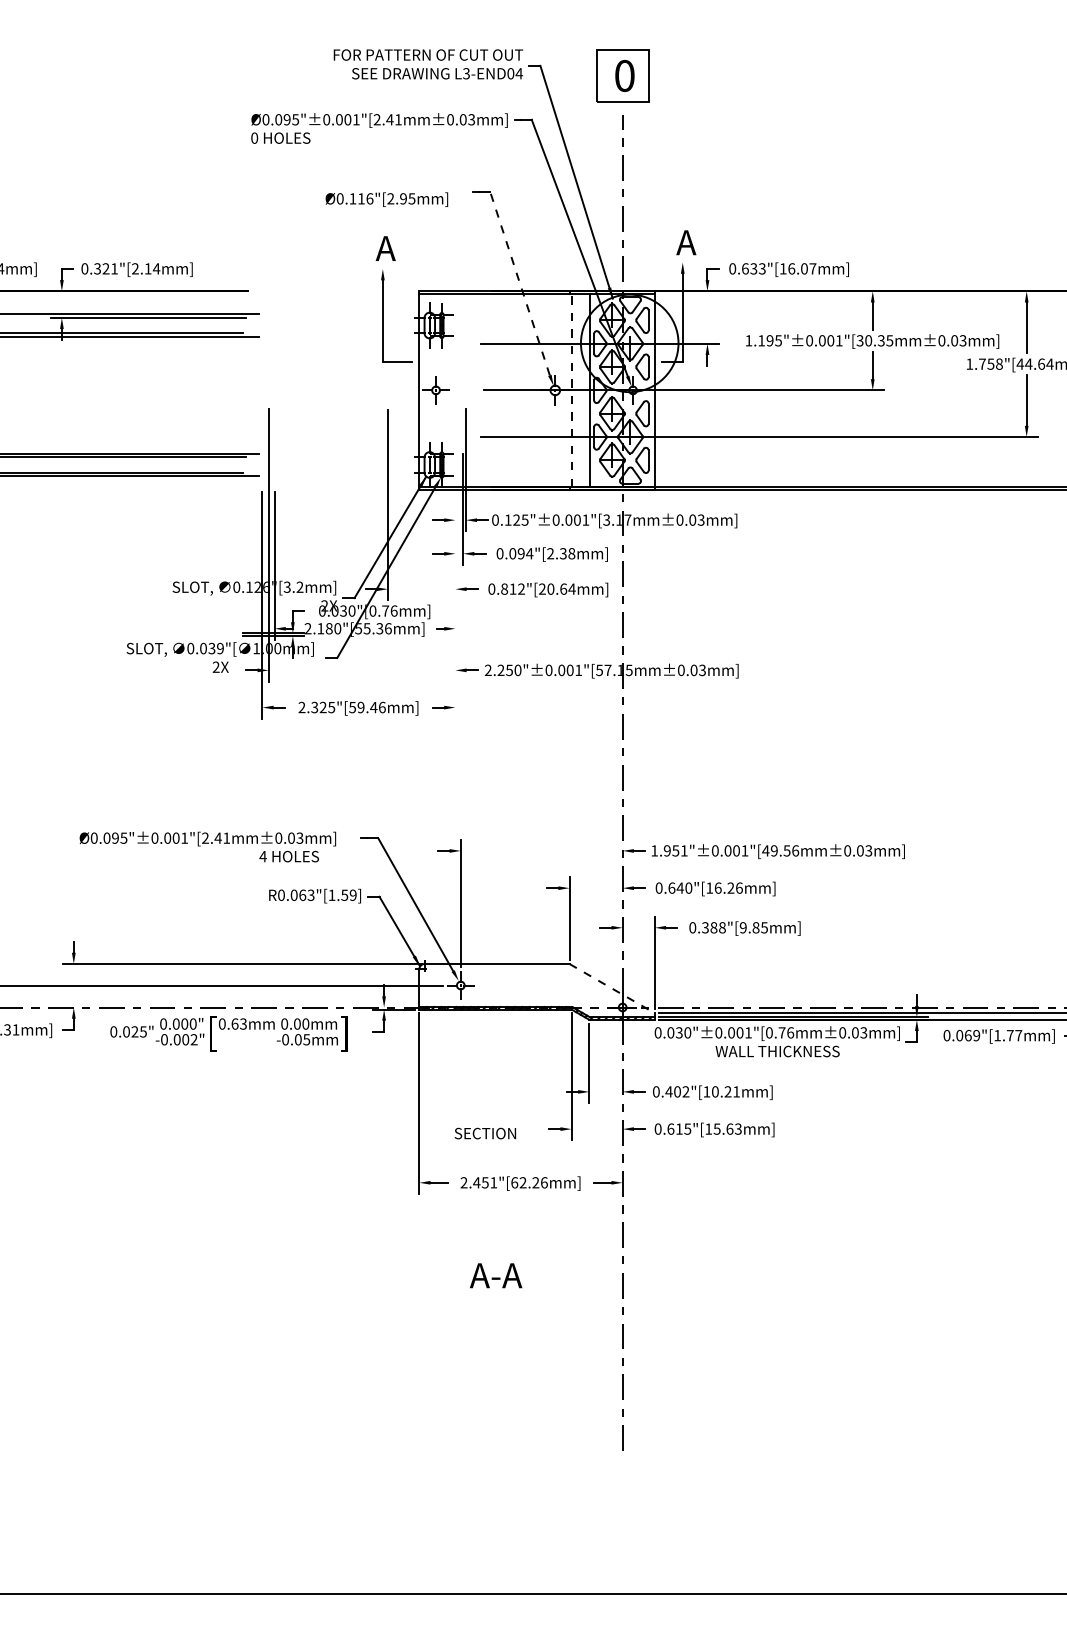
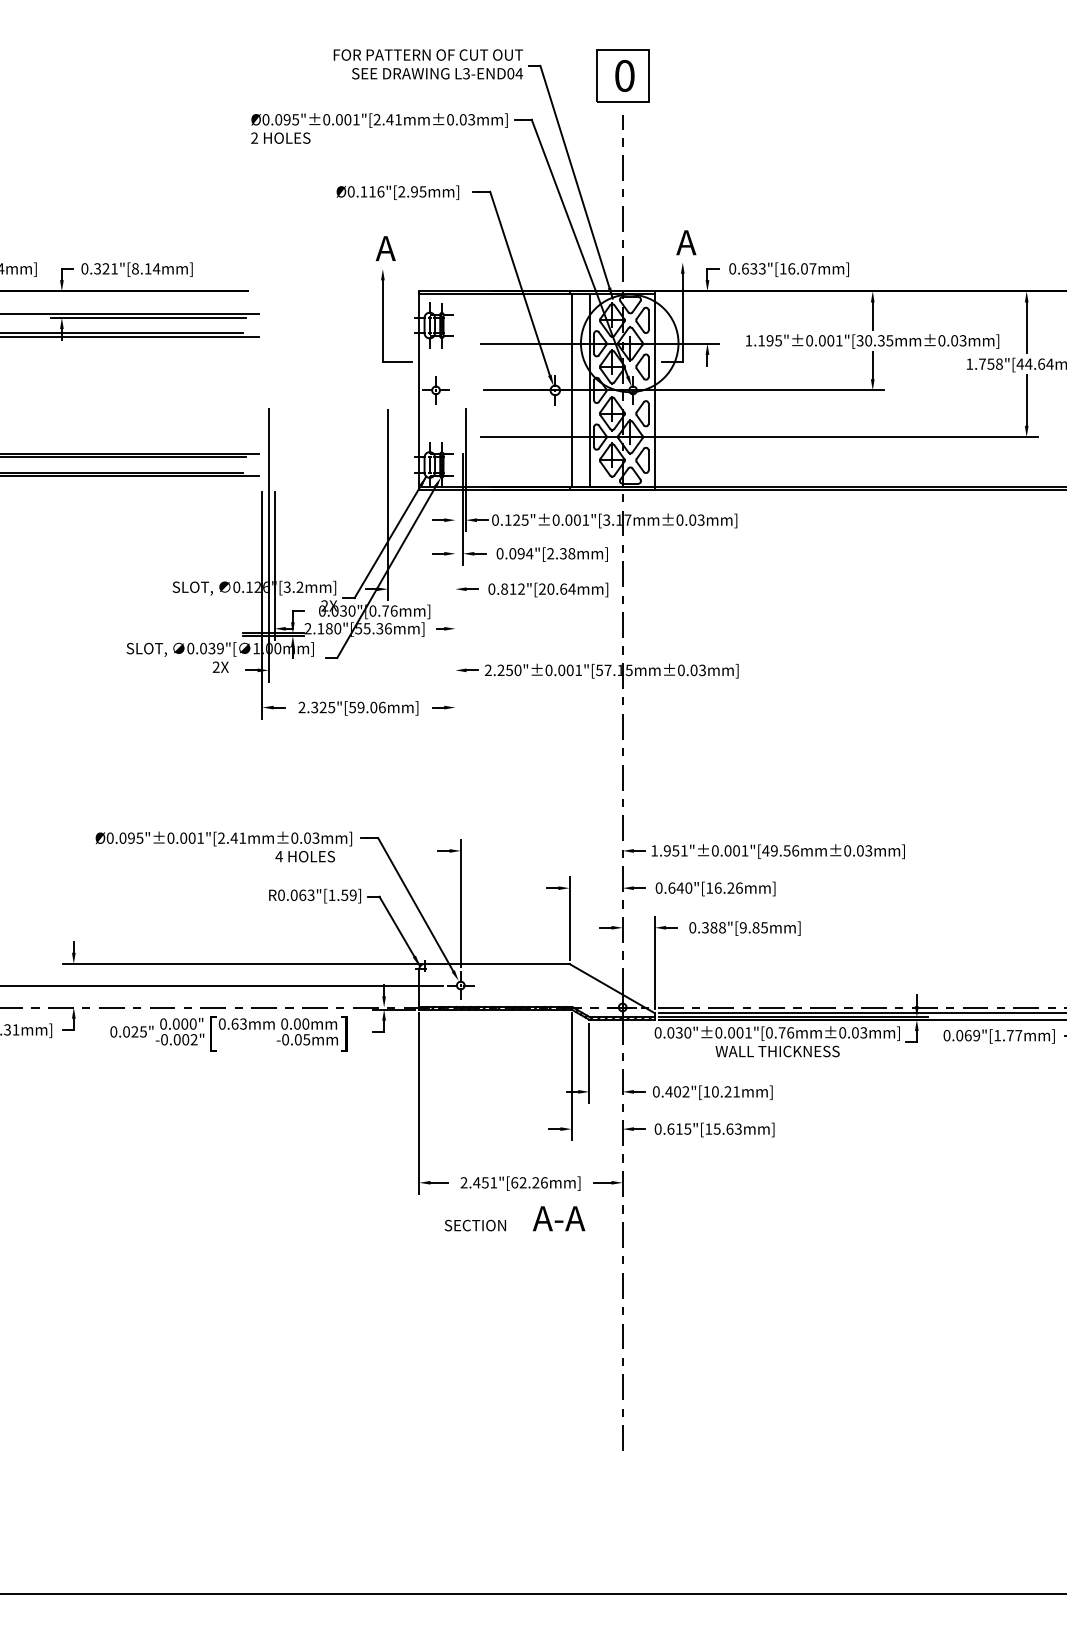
text: 0 -> 2 (254, 137)
text position: (386, 199) -> (397, 192) (397, 192)
text: 0.321"[2.14mm] -> 0.321"[8.14mm] (135, 268)
line: dashed -> solid (519, 283)
line: dashed -> solid (572, 390)
text: 2.325"[59.46mm] -> 2.325"[59.06mm] (373, 707)
text position: (207, 846) -> (223, 846) (223, 846)
line: dashed -> solid (612, 988)
text position: (484, 1133) -> (474, 1225) (474, 1225)
text position: (496, 1275) -> (559, 1218) (559, 1218)
